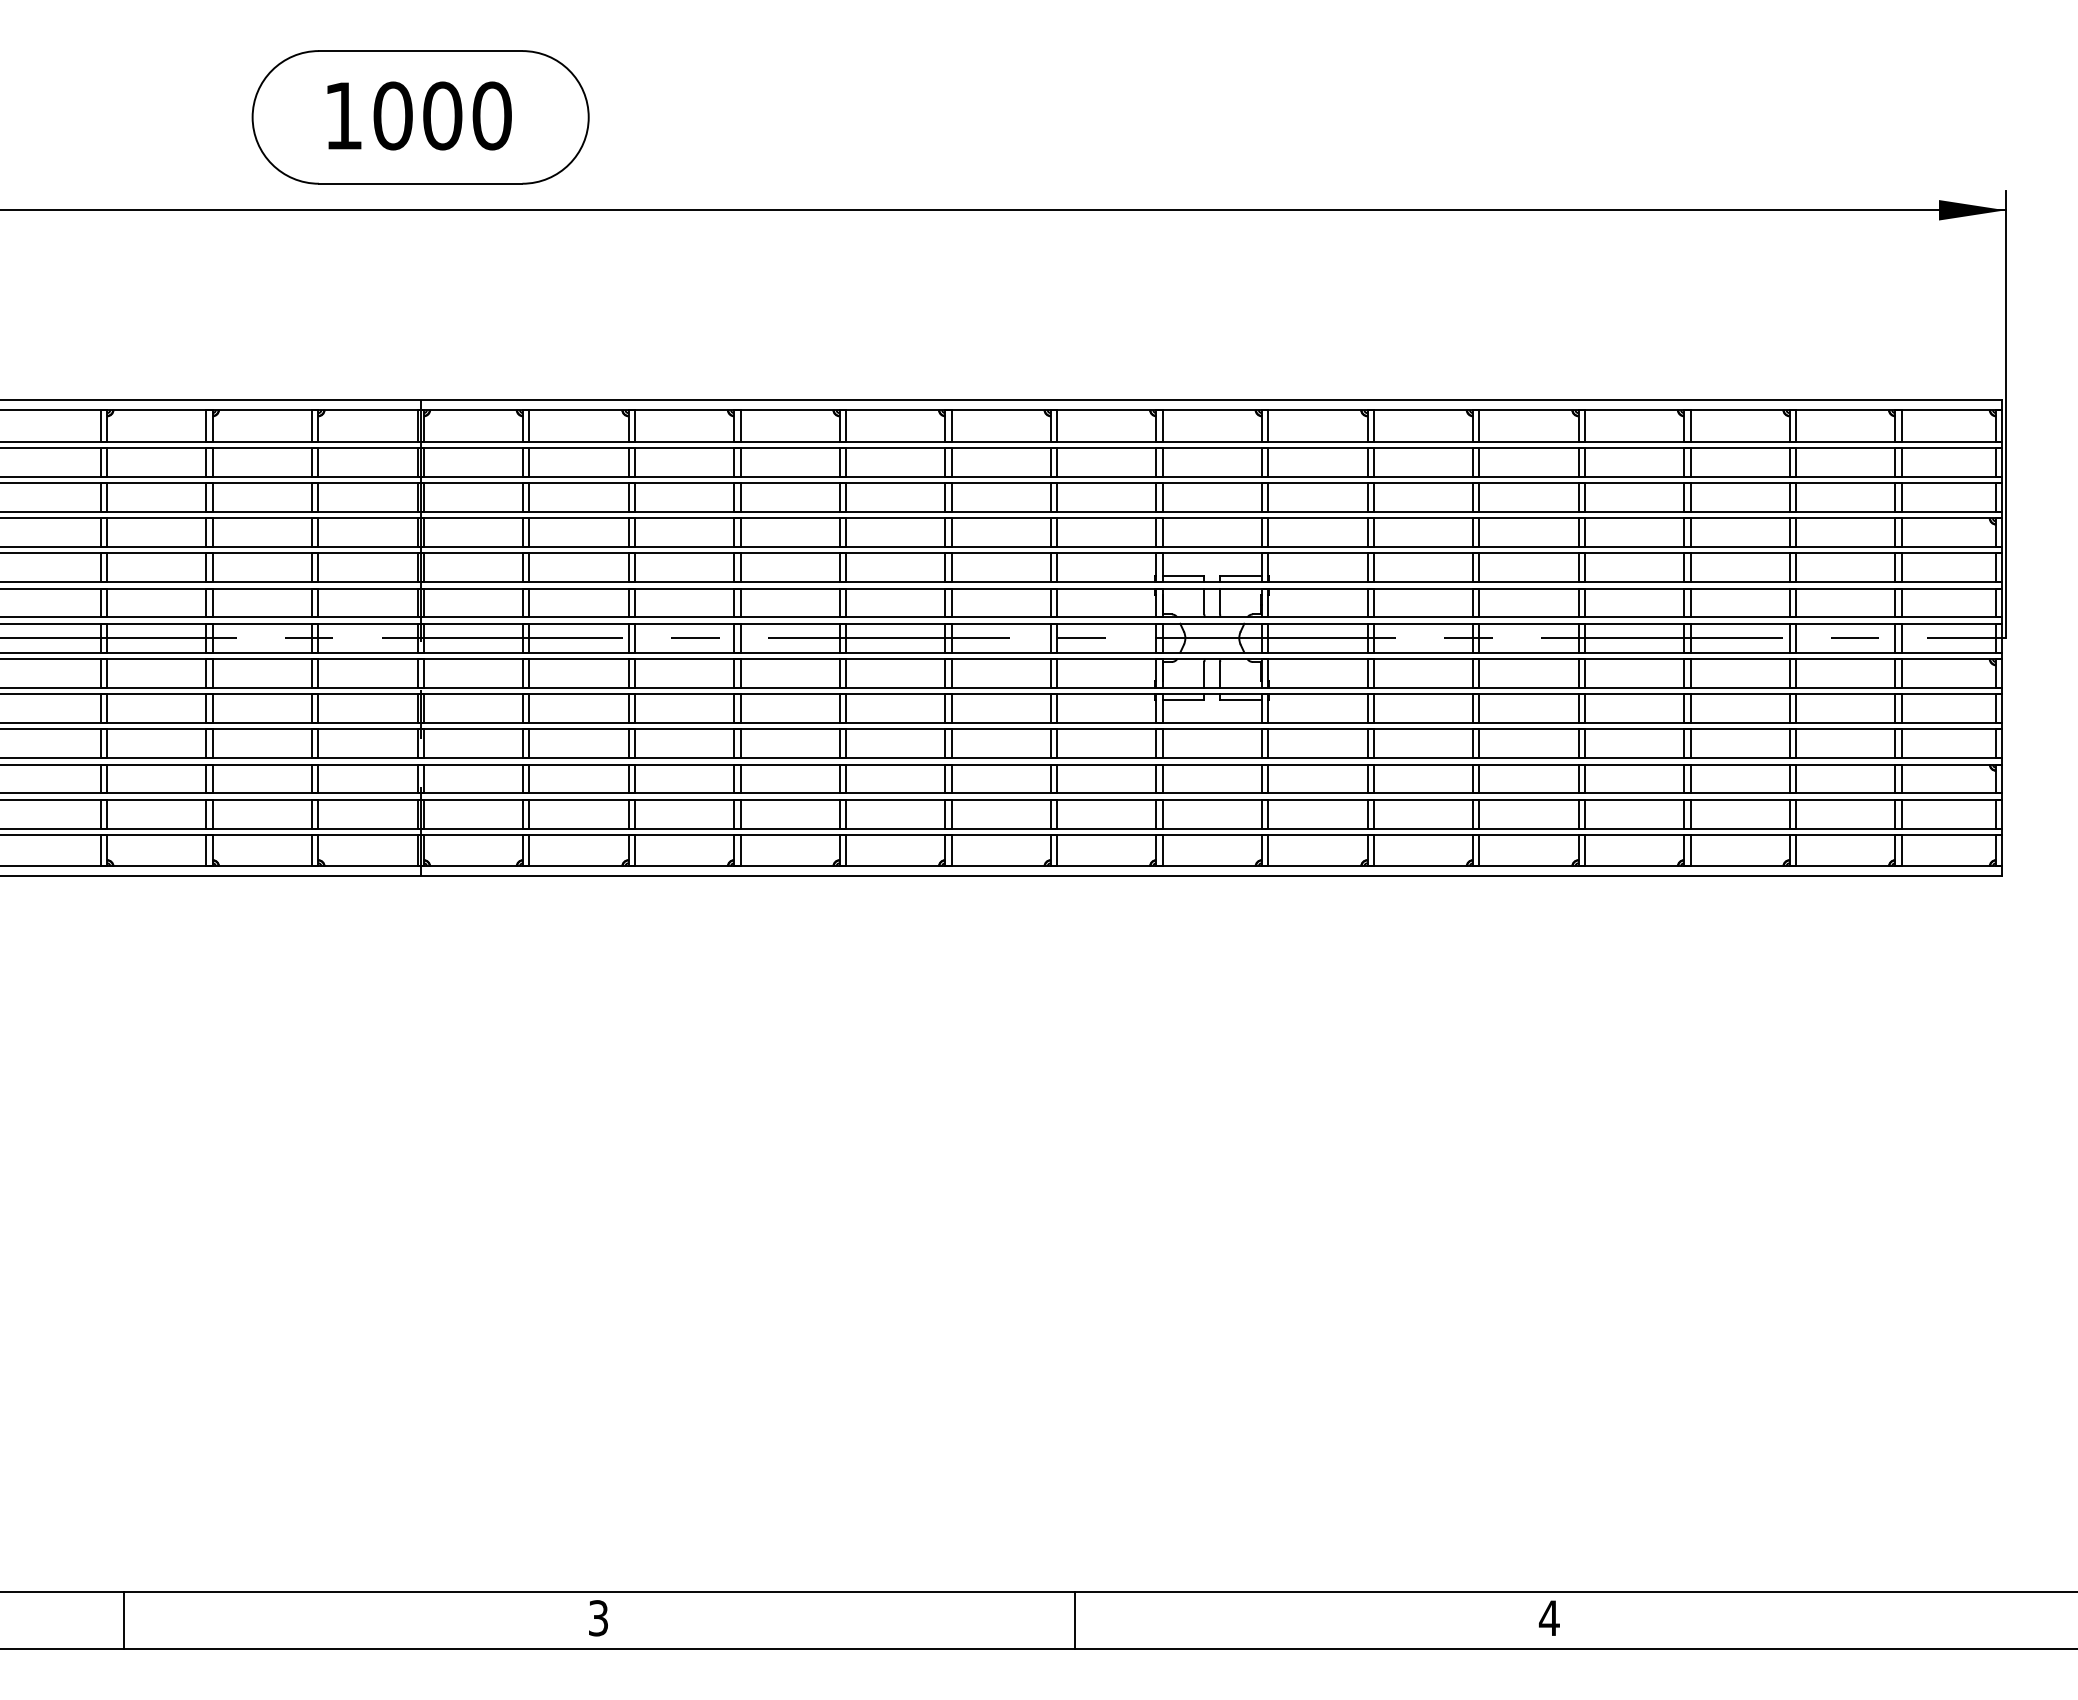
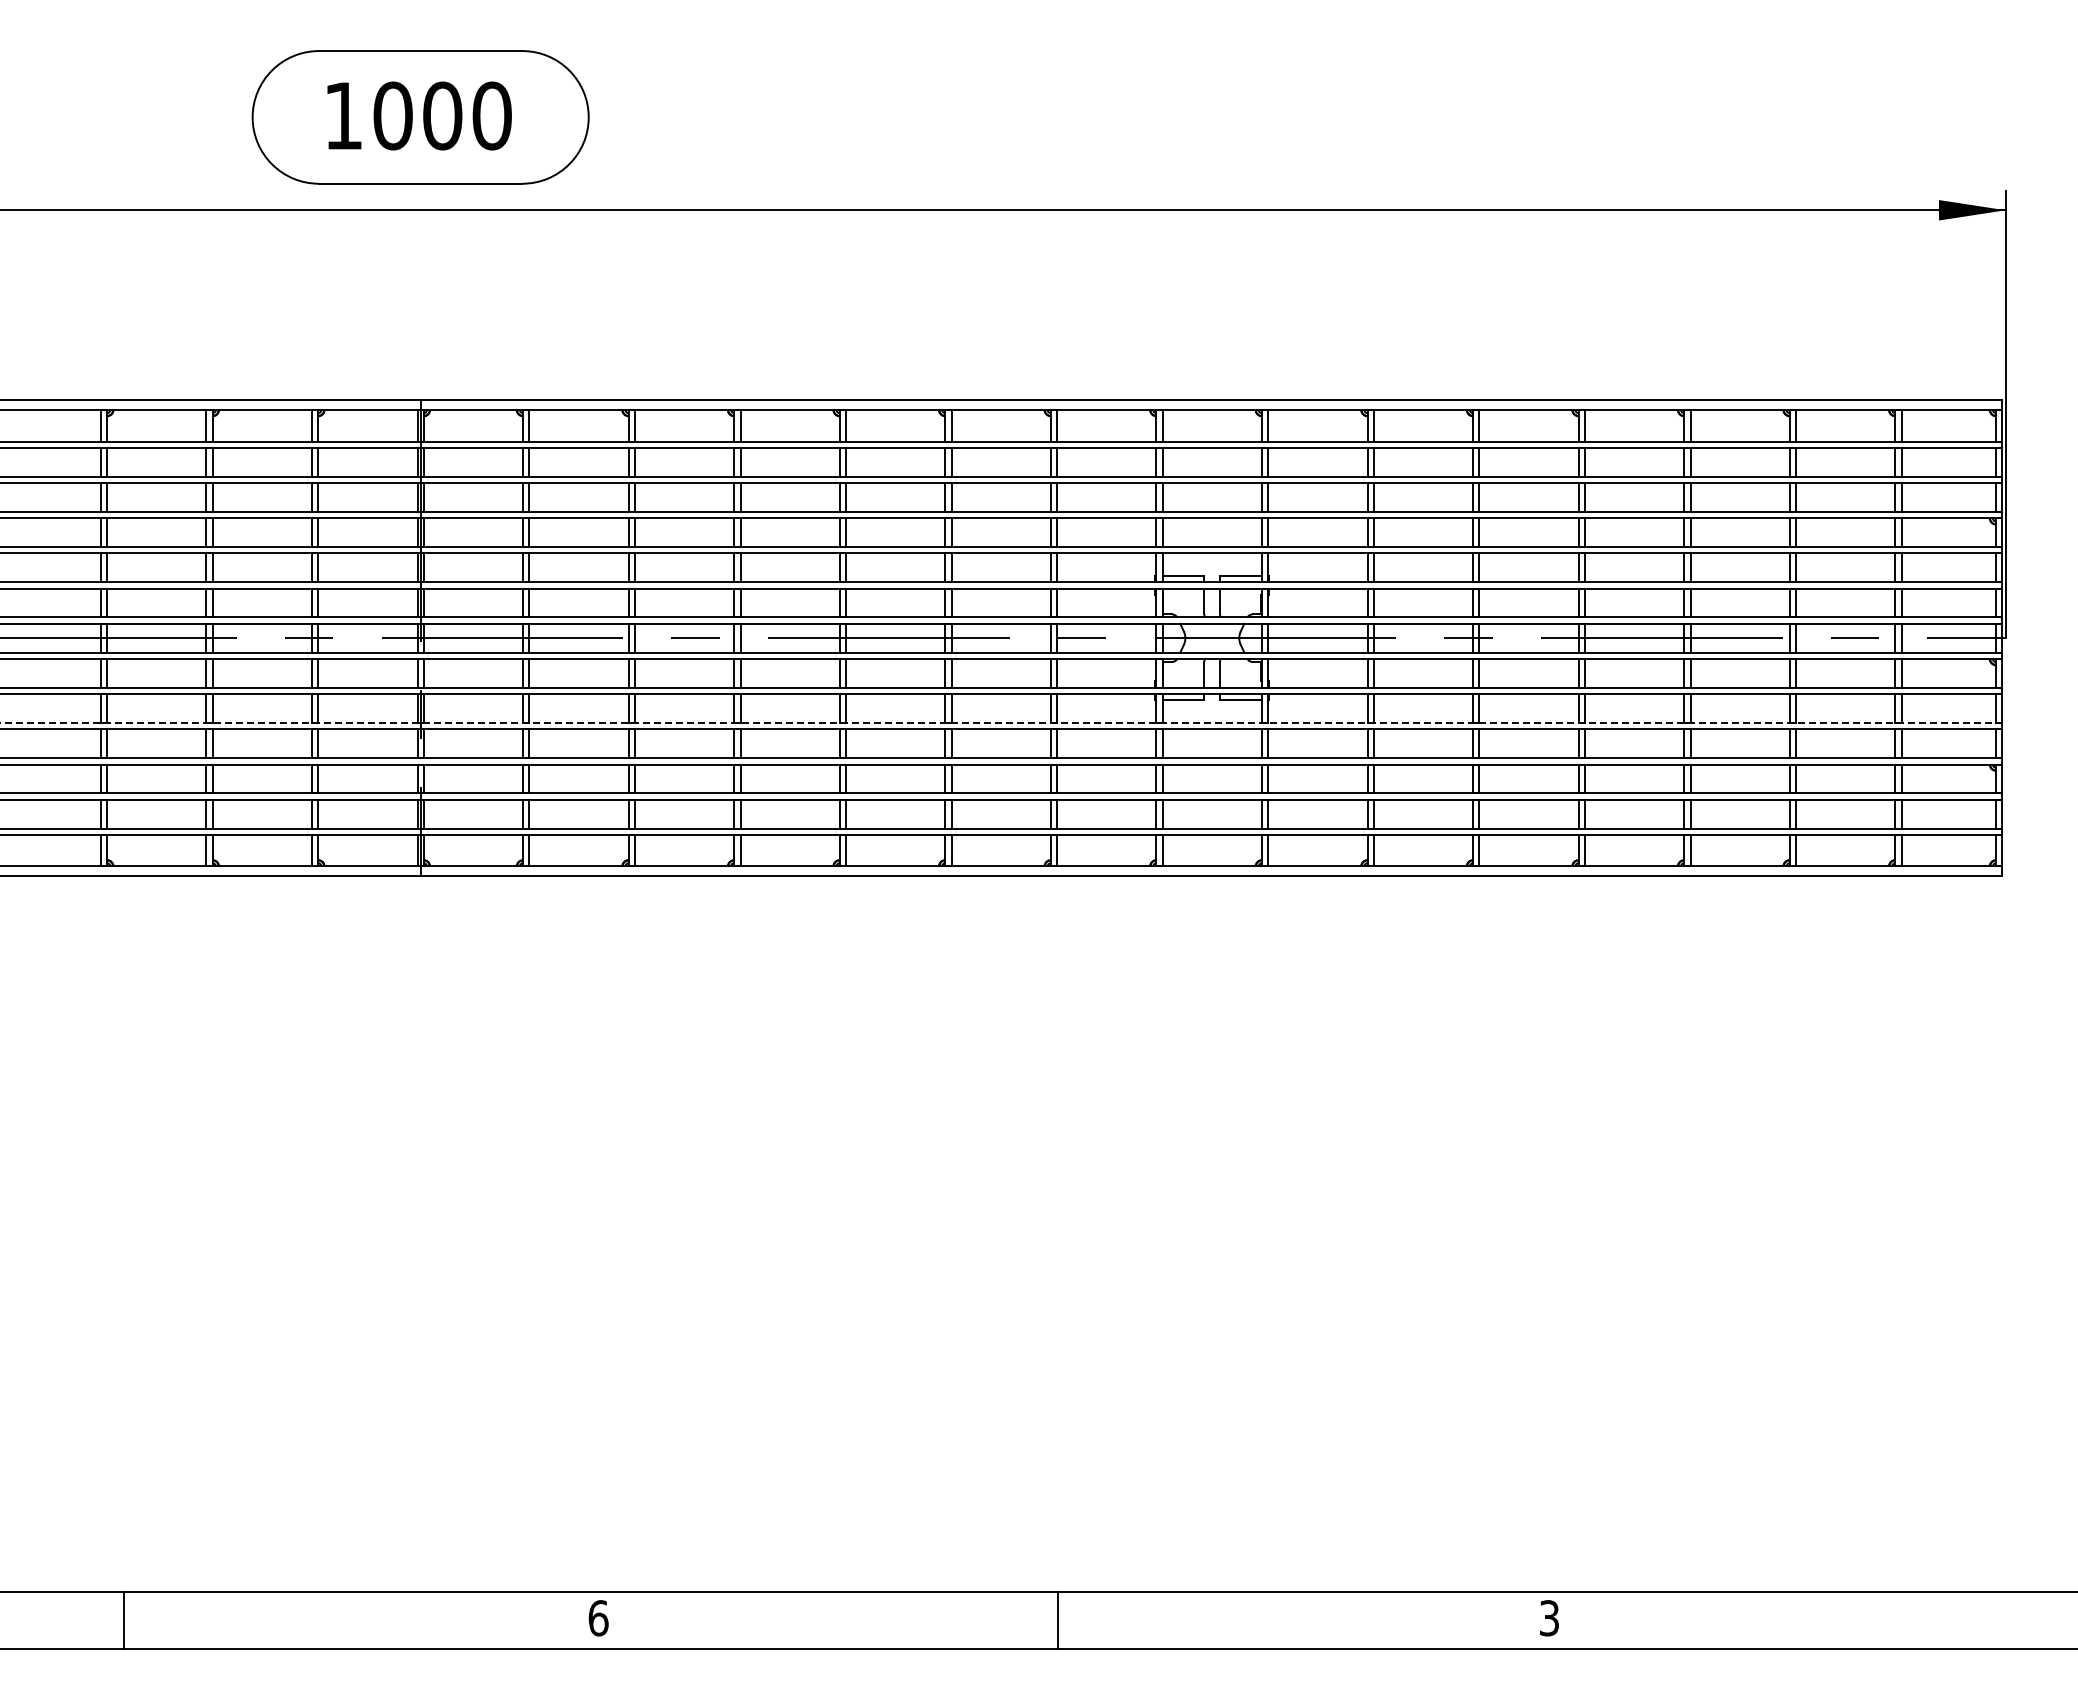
line: solid -> dashed (1001, 723)
text: 3 -> 6 (598, 1618)
text: 4 -> 3 (1548, 1618)
line position: (1074, 1619) -> (1057, 1619) (1057, 1619)
